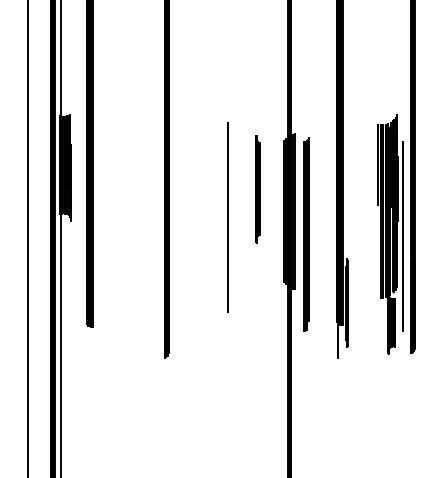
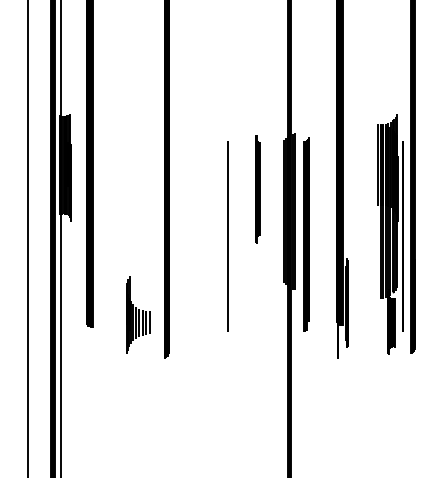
line position: (227, 217) -> (227, 236) (227, 236)
part: none -> present (138, 314)
